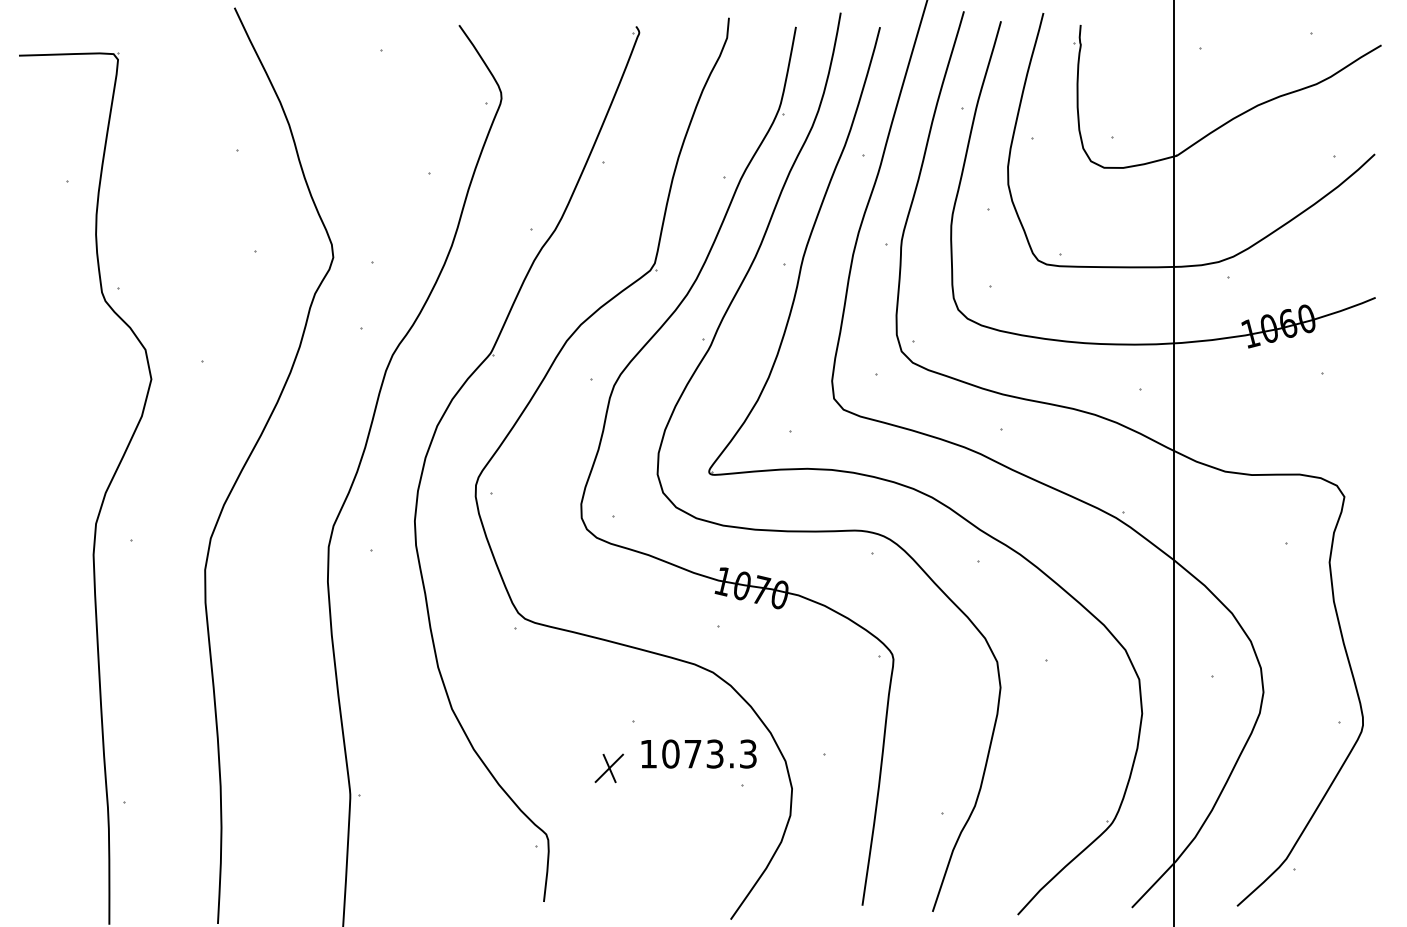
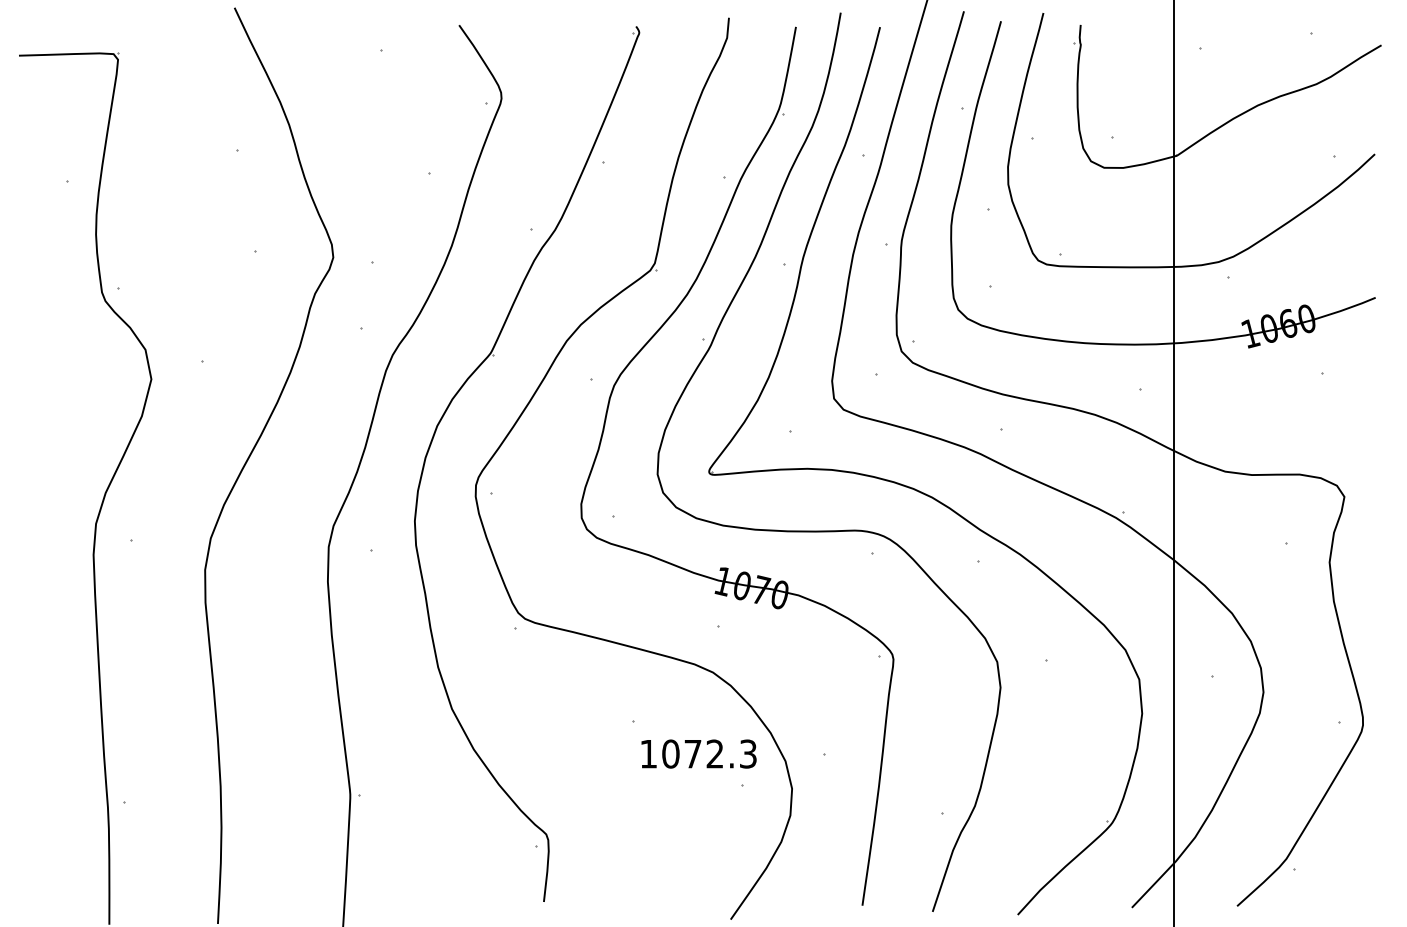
text: 1073.3 -> 1072.3 (714, 753)
part: present -> none (608, 768)
